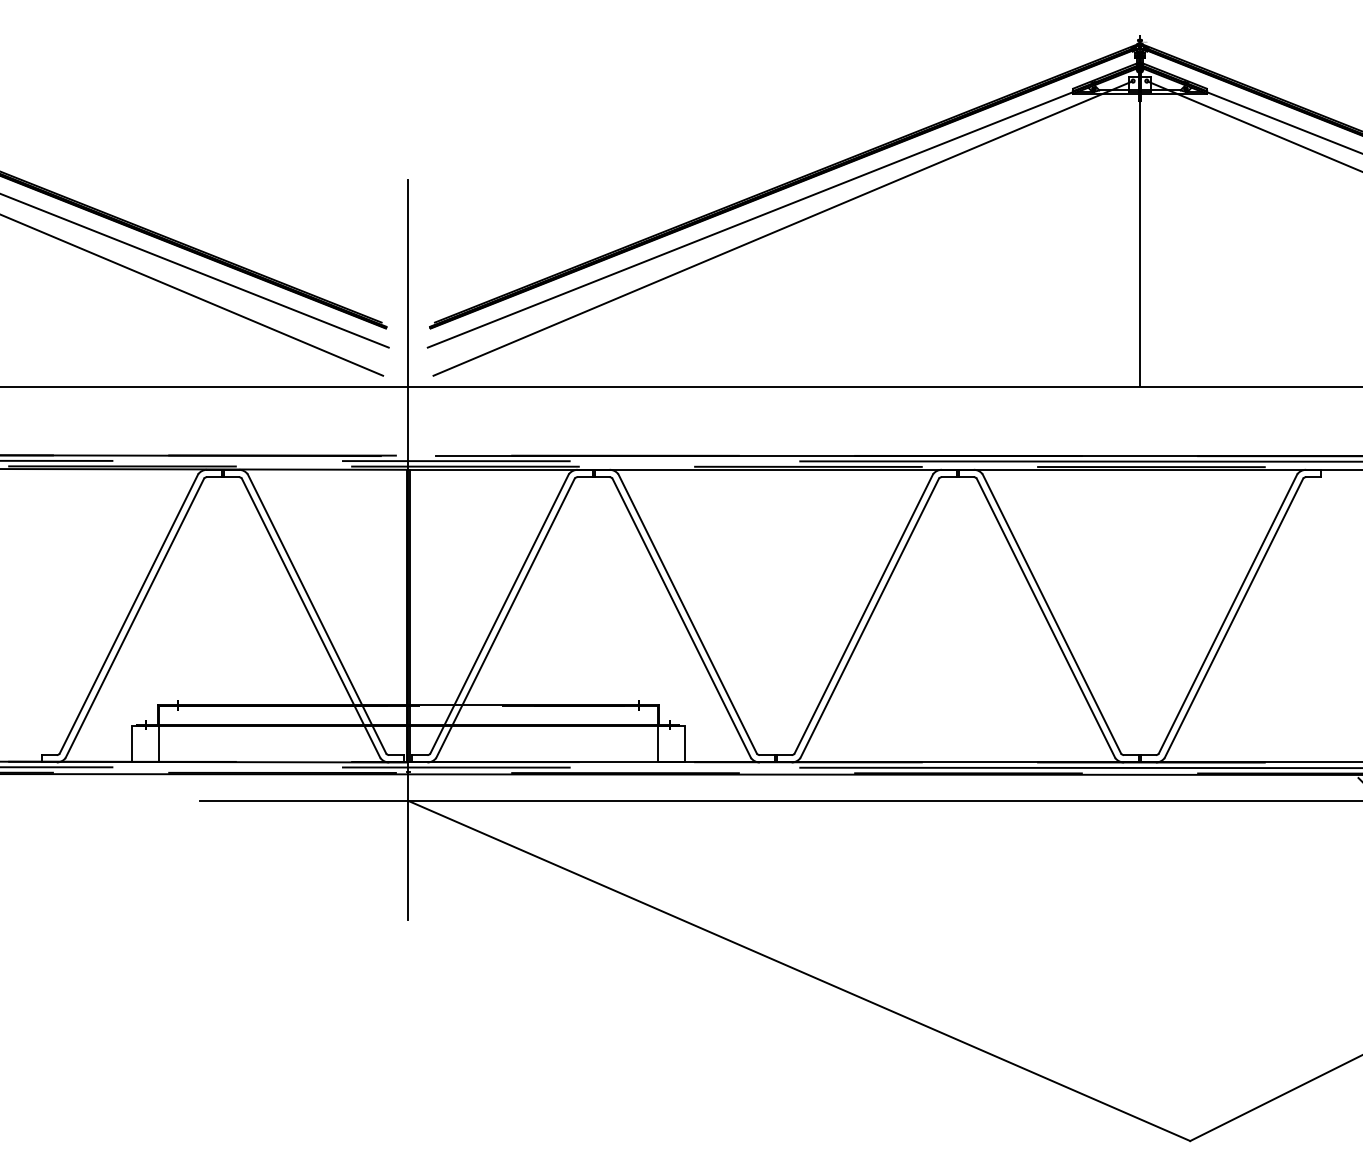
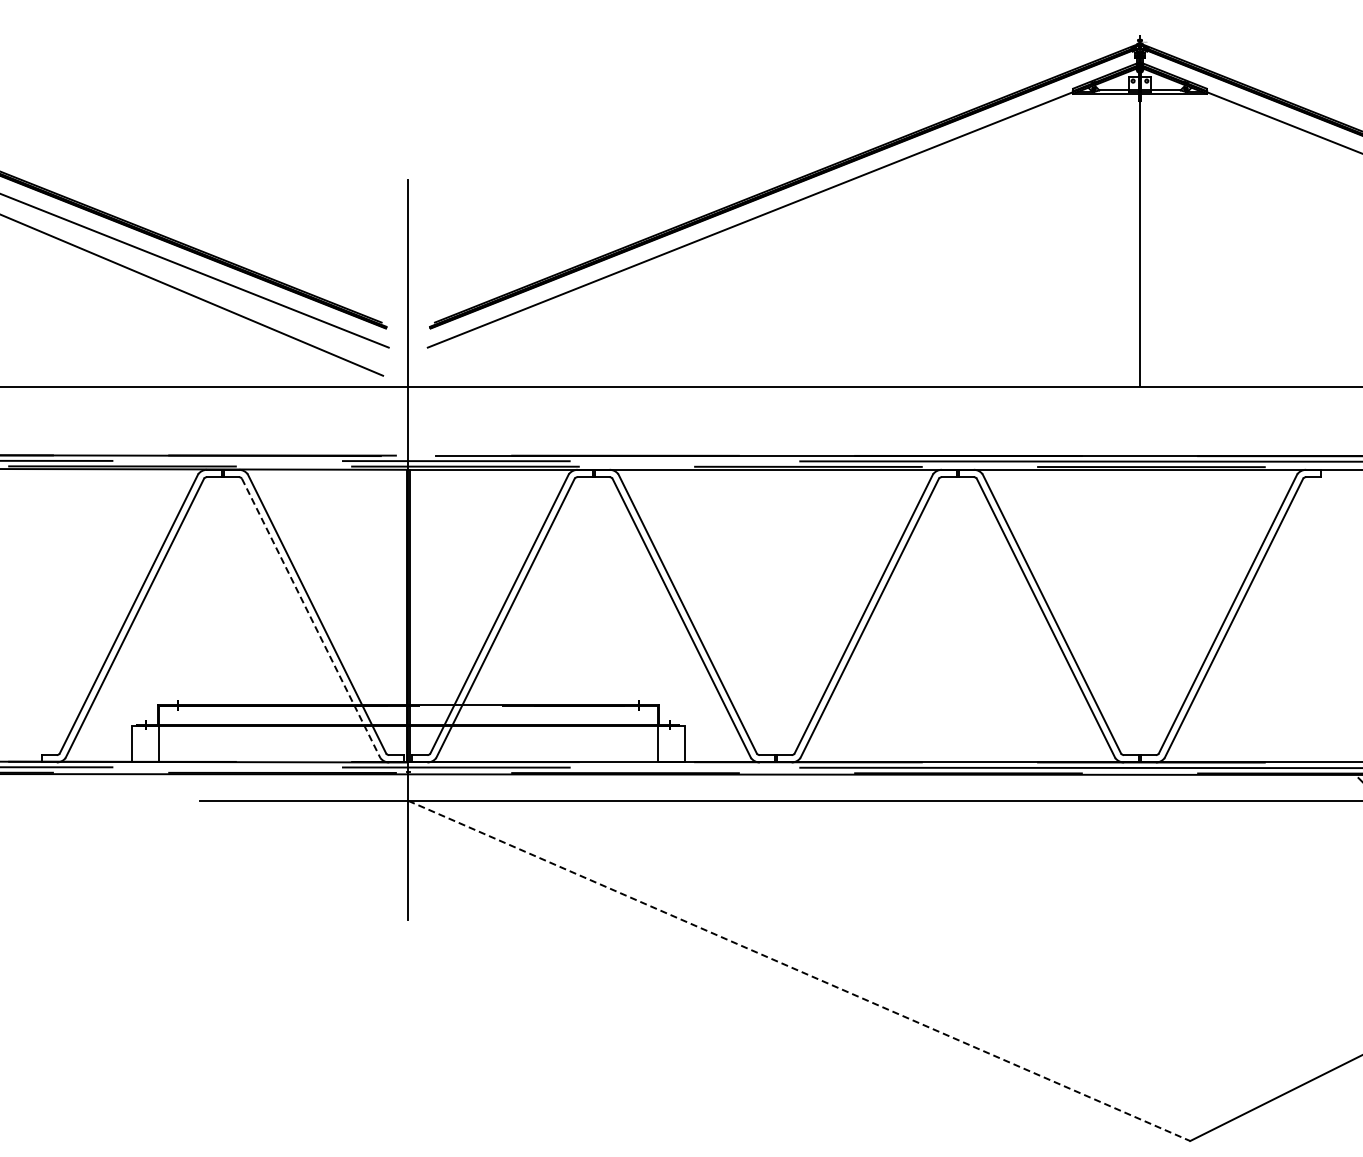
line: present -> none (1252, 125)
line: present -> none (782, 228)
line: solid -> dashed (311, 618)
line: solid -> dashed (799, 971)
